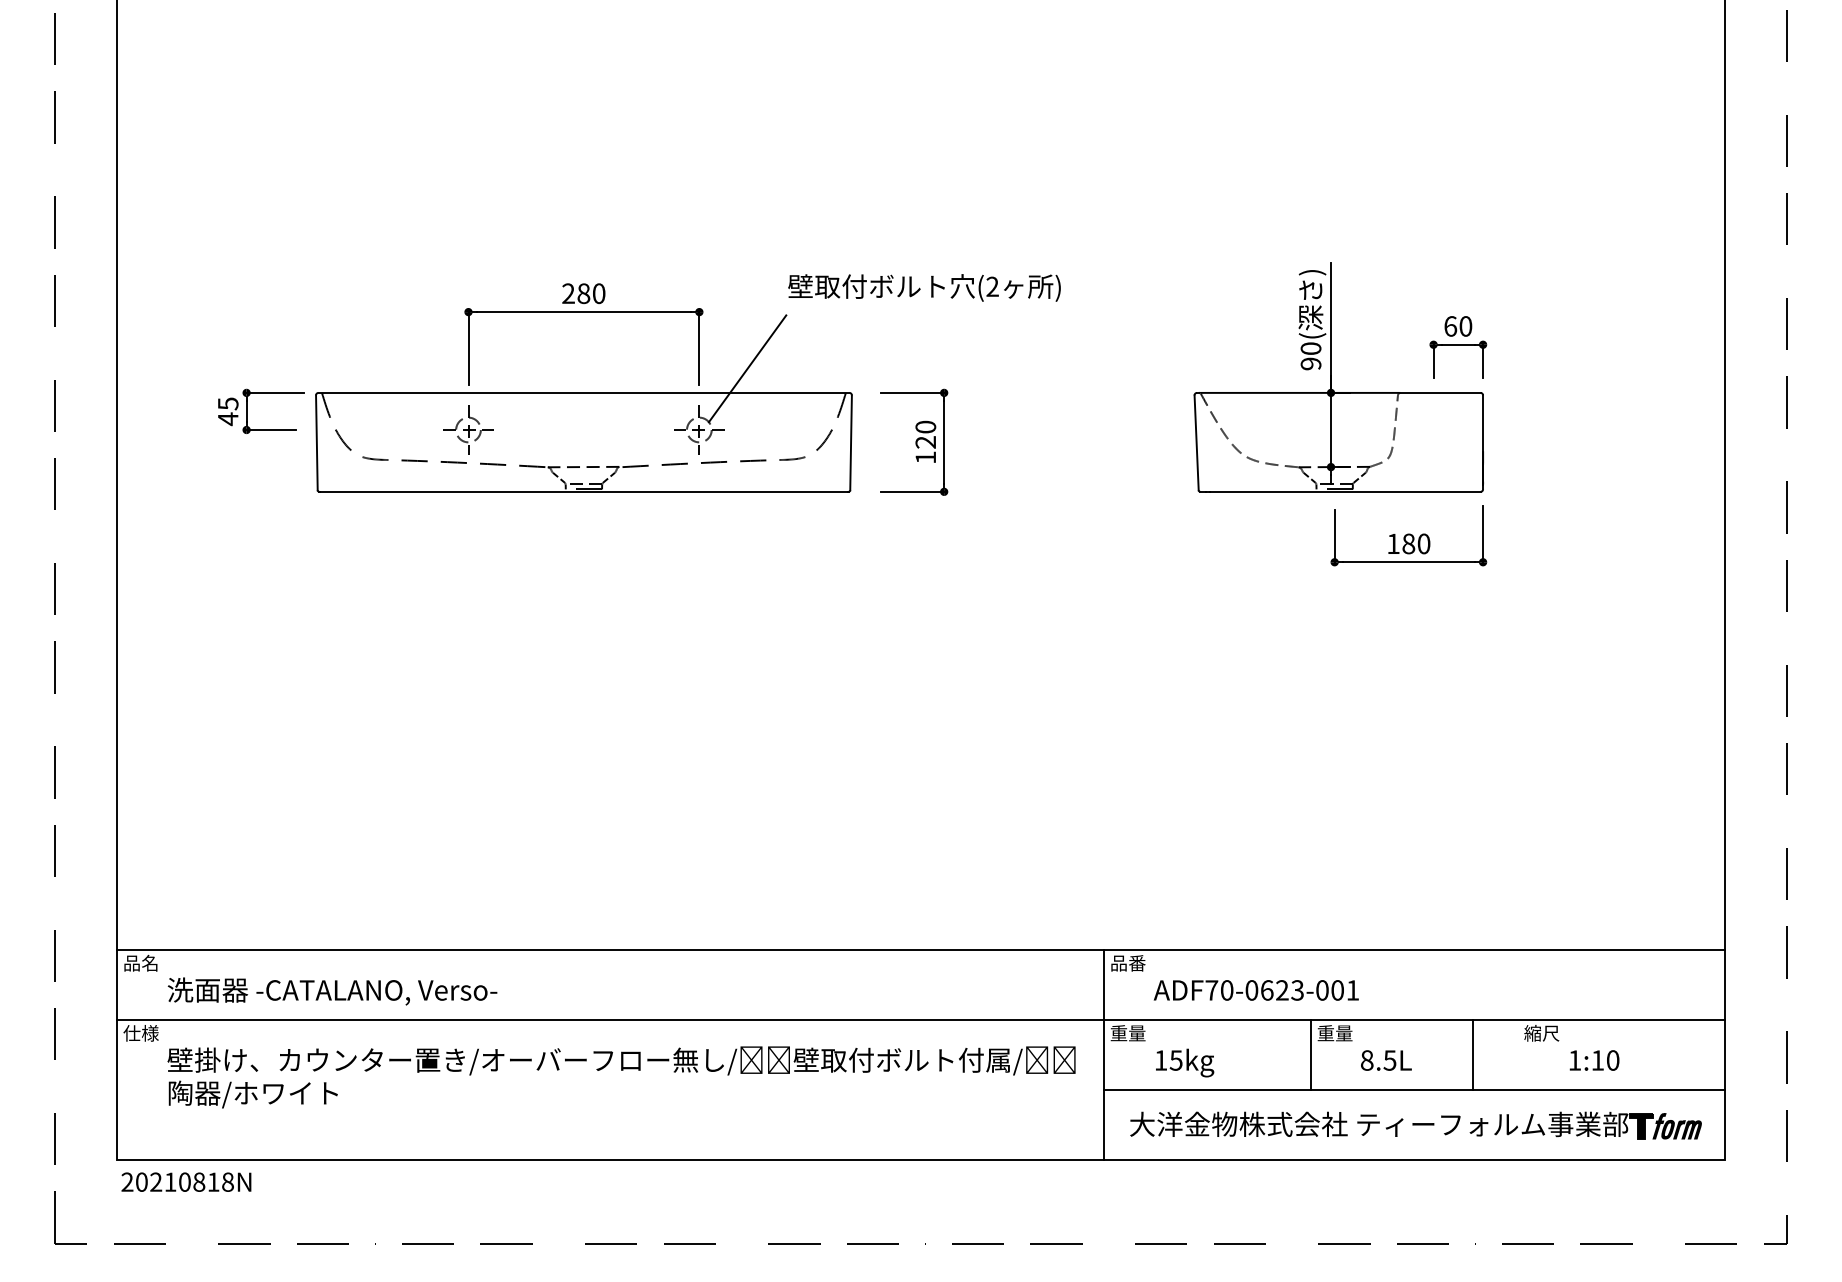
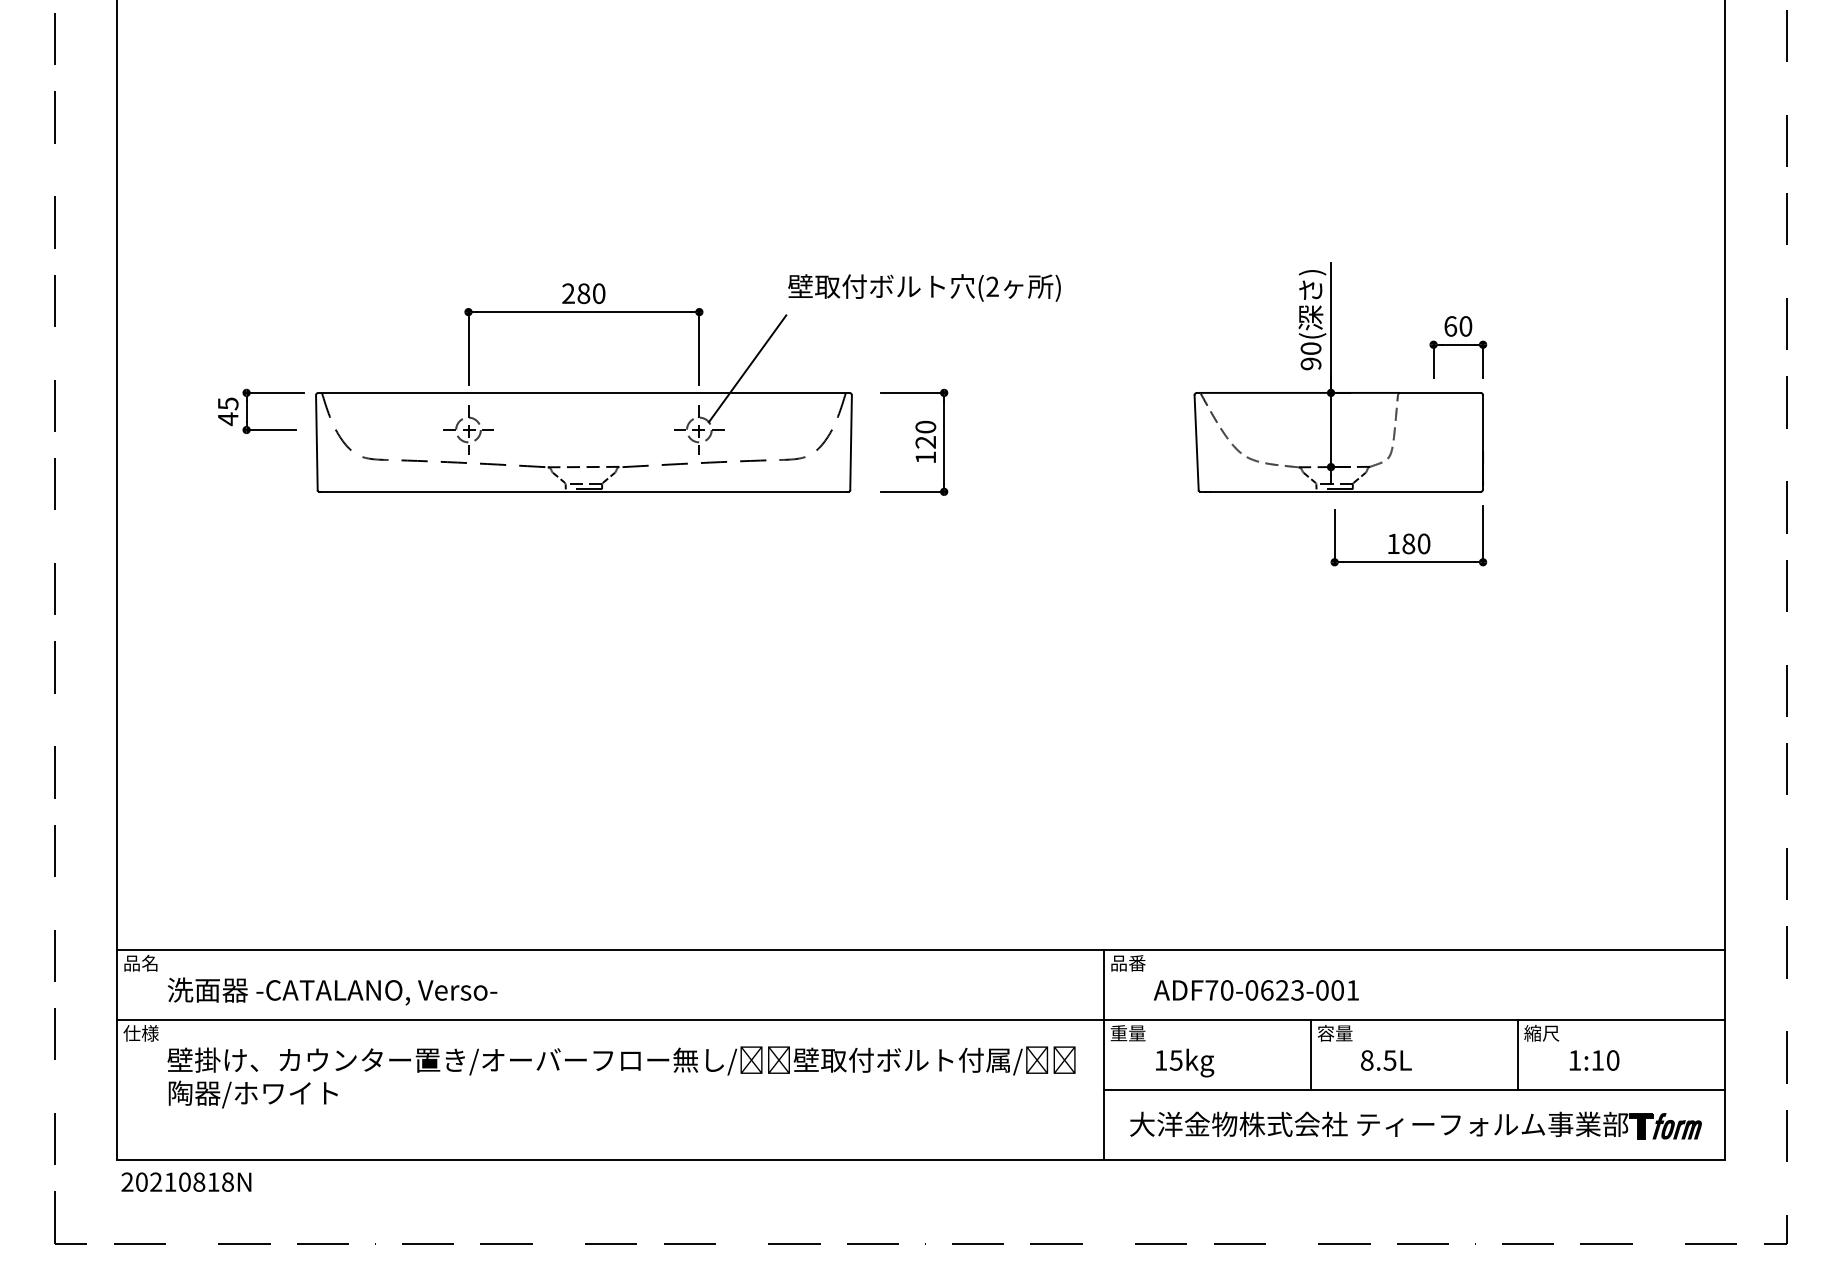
text: 重量 -> 容量 (1325, 1033)
line position: (1472, 1054) -> (1517, 1054) (1517, 1054)
